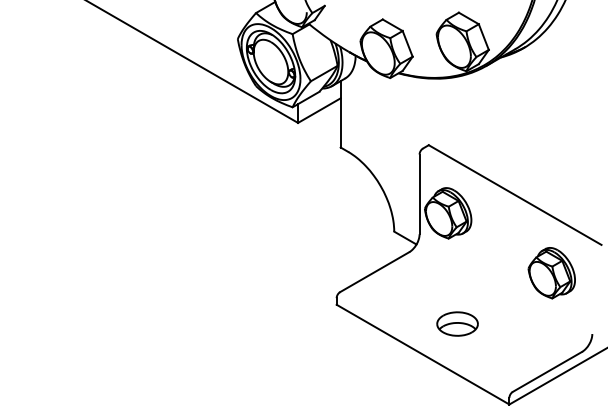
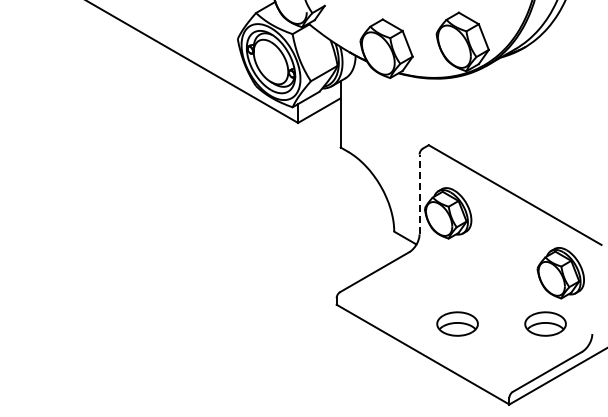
line: solid -> dashed (419, 194)
part position: (551, 273) -> (560, 273) (560, 273)
part: none -> present (545, 323)
